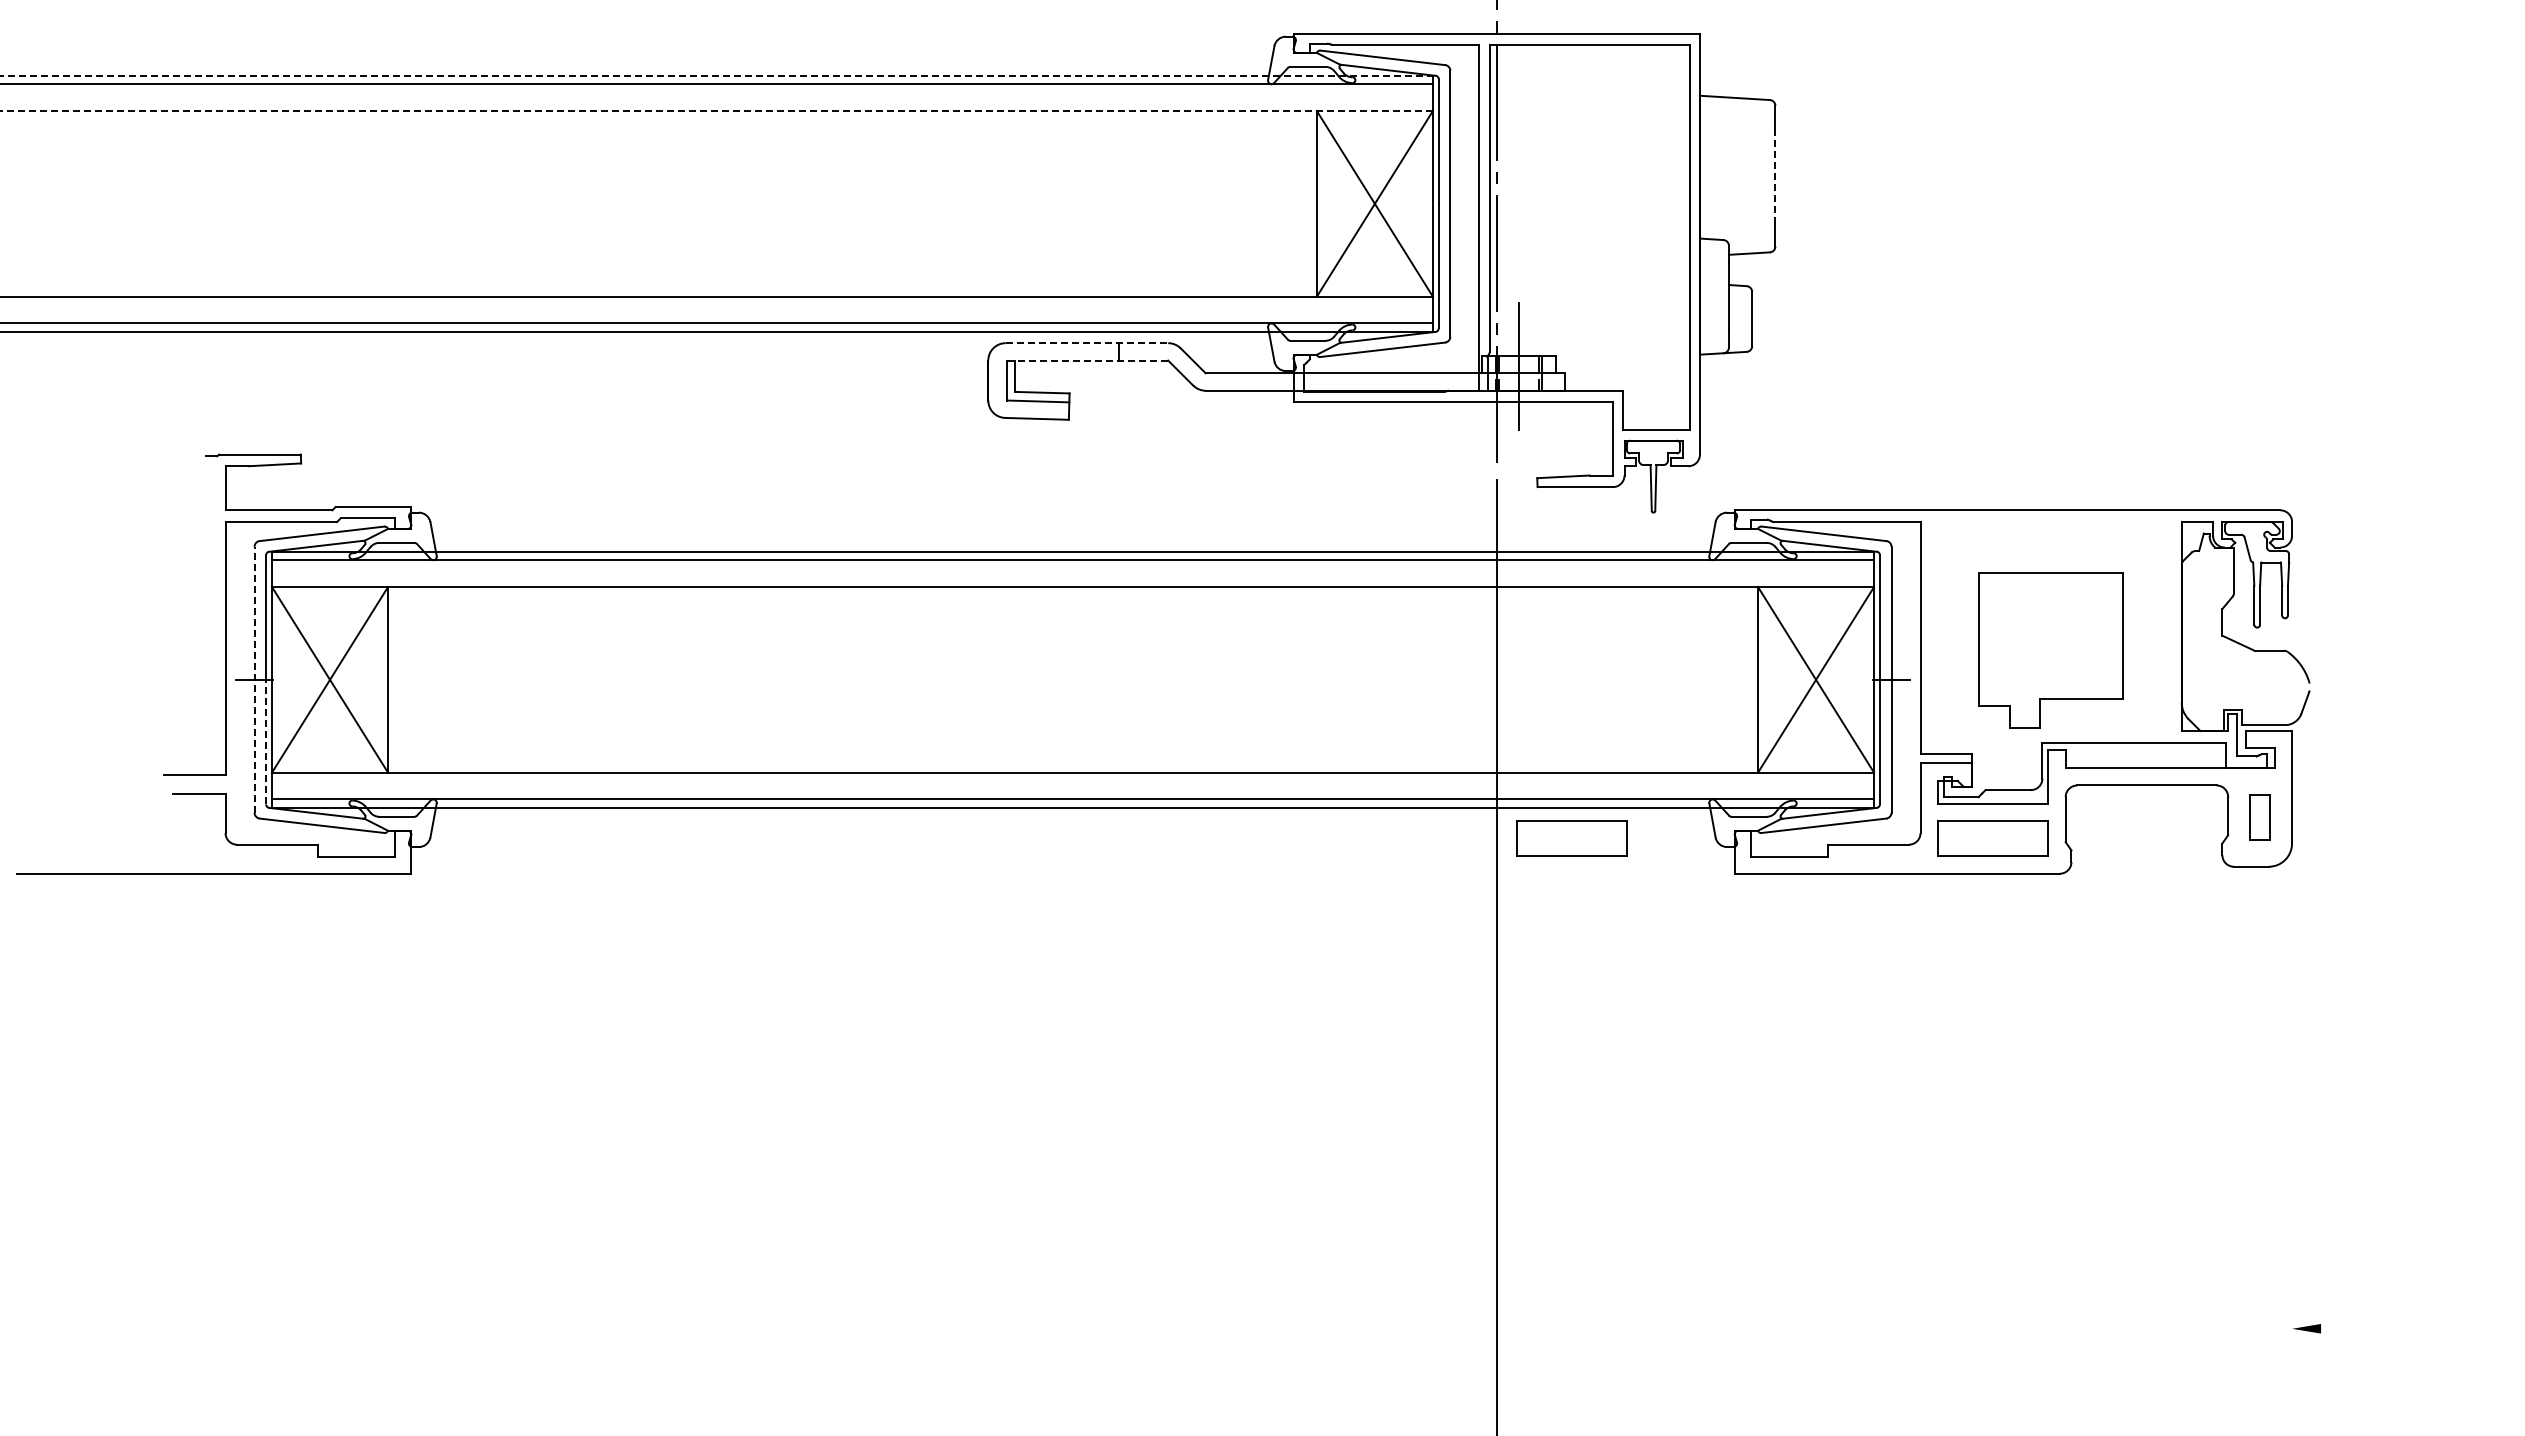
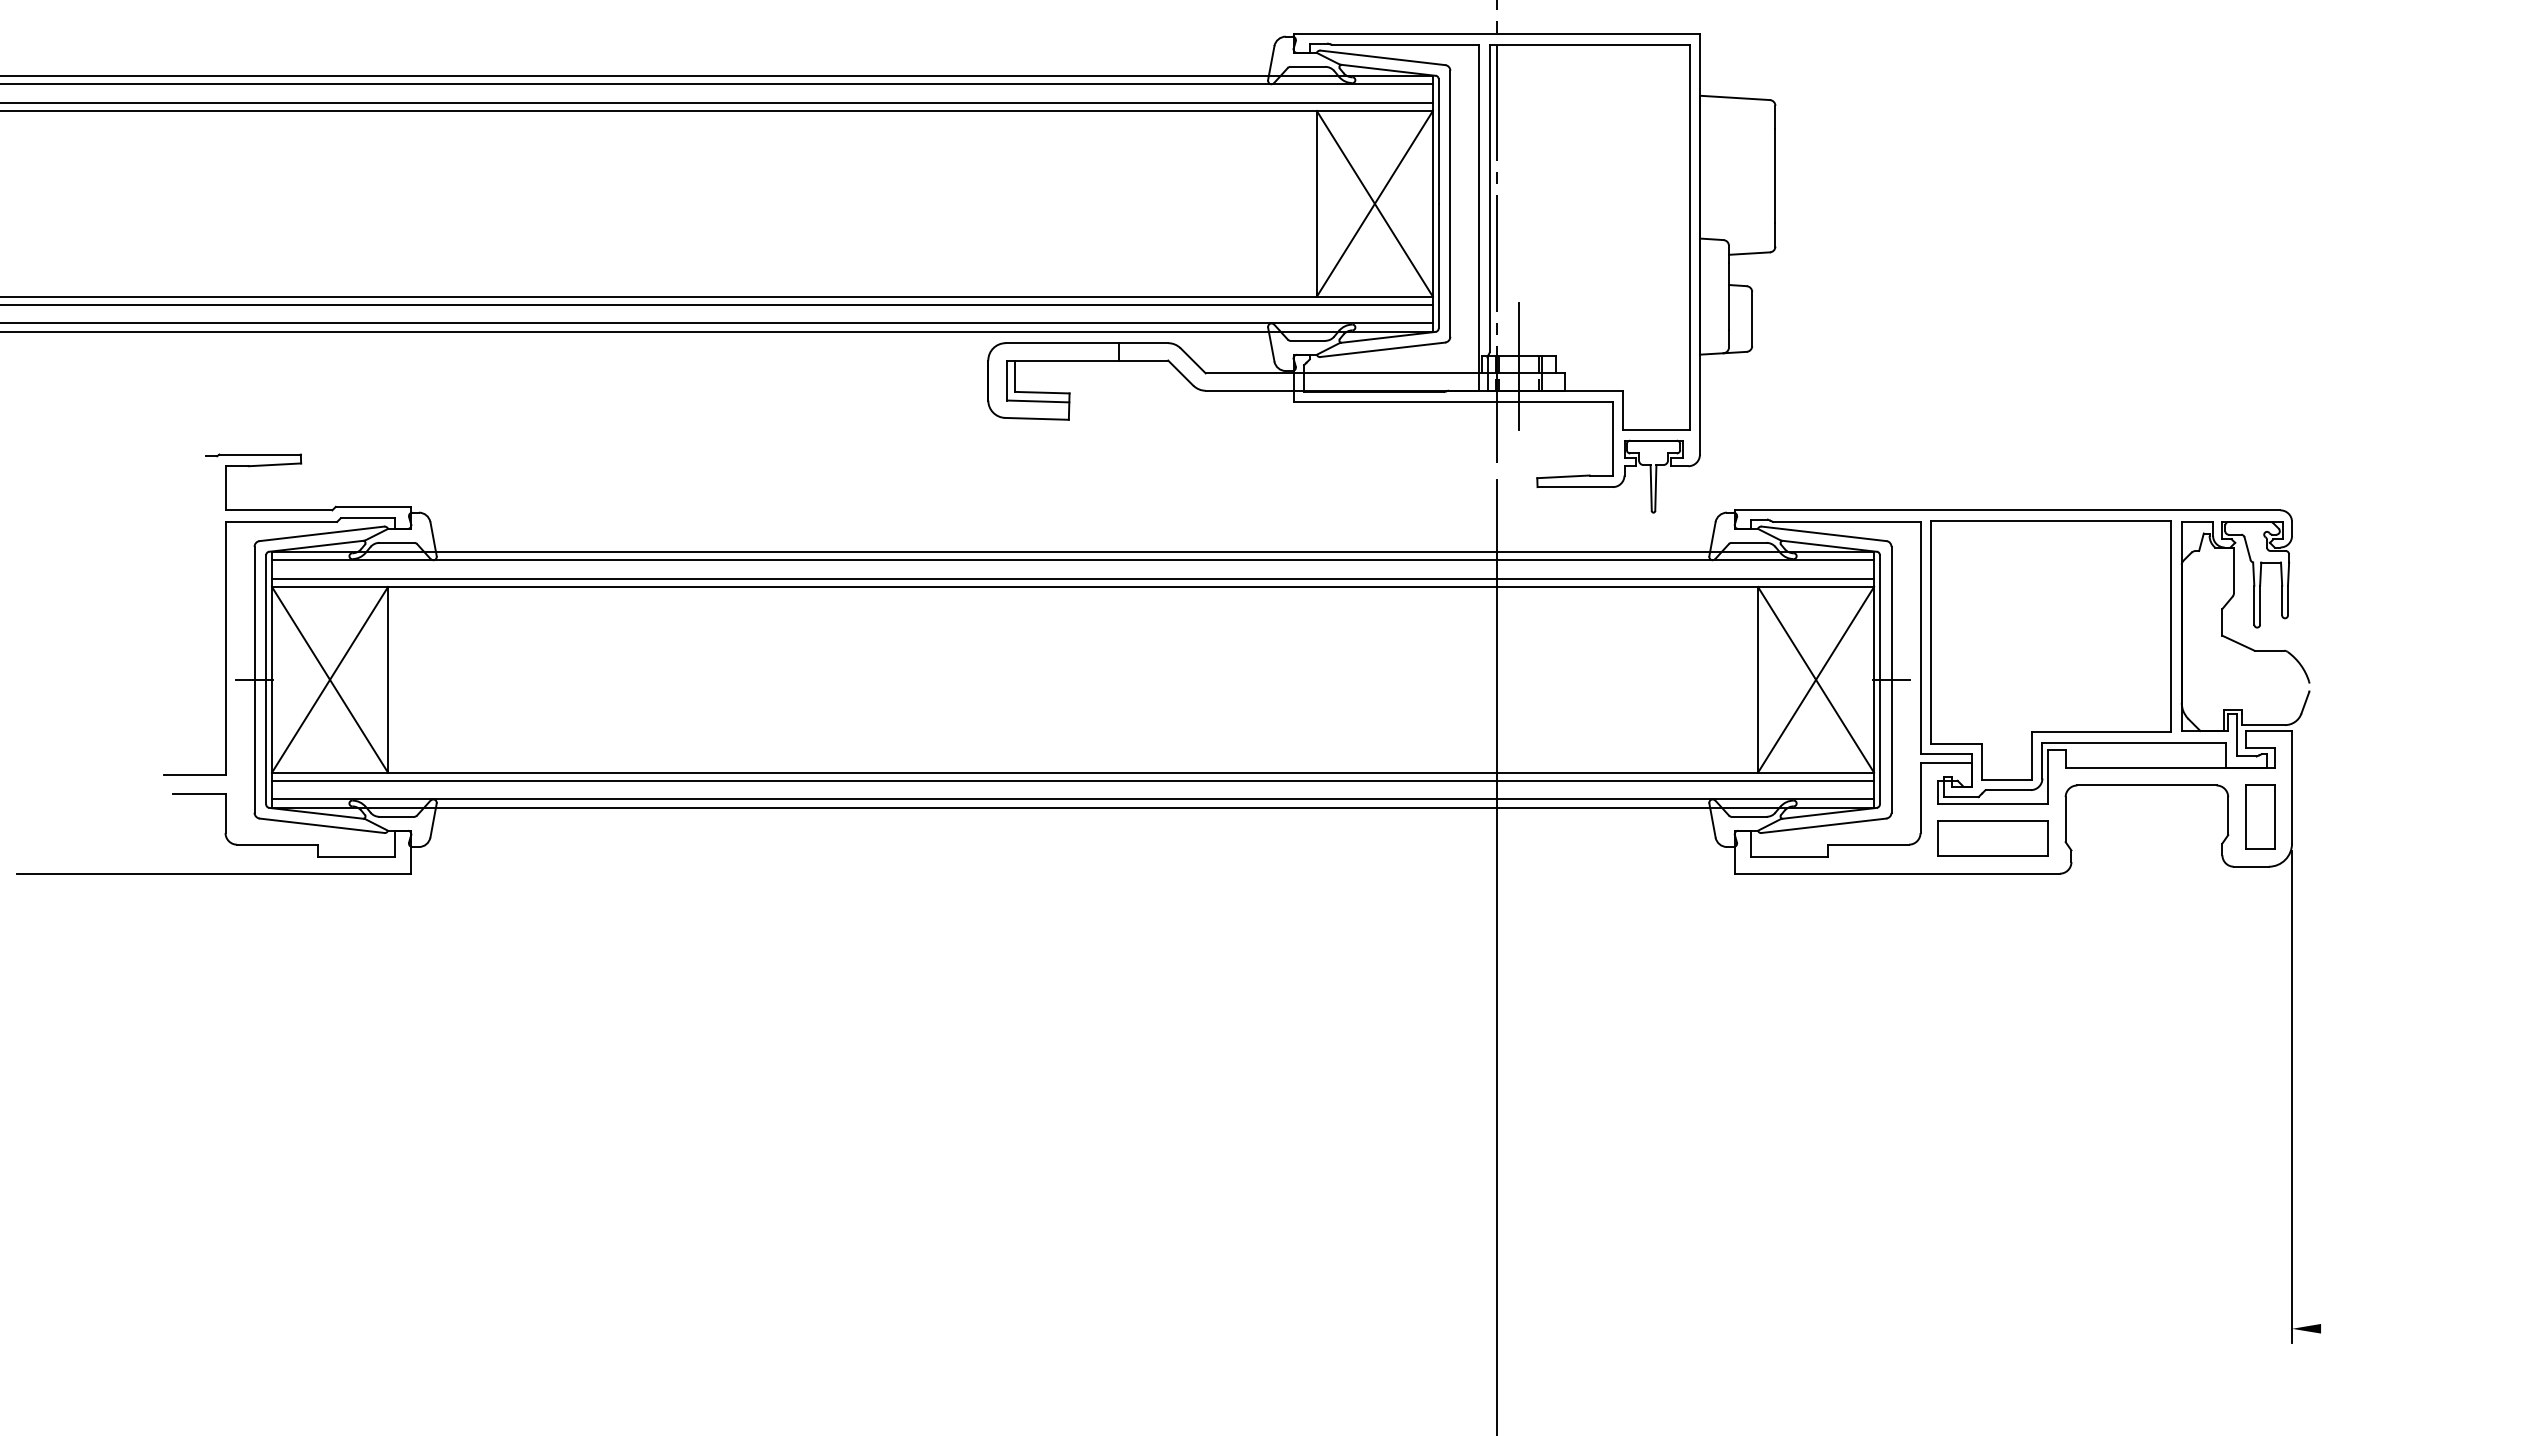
line: dashed -> solid (717, 76)
line: none -> present (717, 102)
line: dashed -> solid (716, 110)
line: dashed -> solid (1775, 176)
line: none -> present (717, 304)
line: dashed -> solid (1087, 343)
line: dashed -> solid (1087, 360)
line: none -> present (1072, 578)
part size: 146x157 px -> 242x261 px (2050, 650)
line: dashed -> solid (254, 679)
line: dashed -> solid (266, 741)
line: none -> present (1072, 780)
part size: 22x47 px -> 31x66 px (2260, 816)
part: present -> none (1571, 838)
line: none -> present (2292, 1096)
